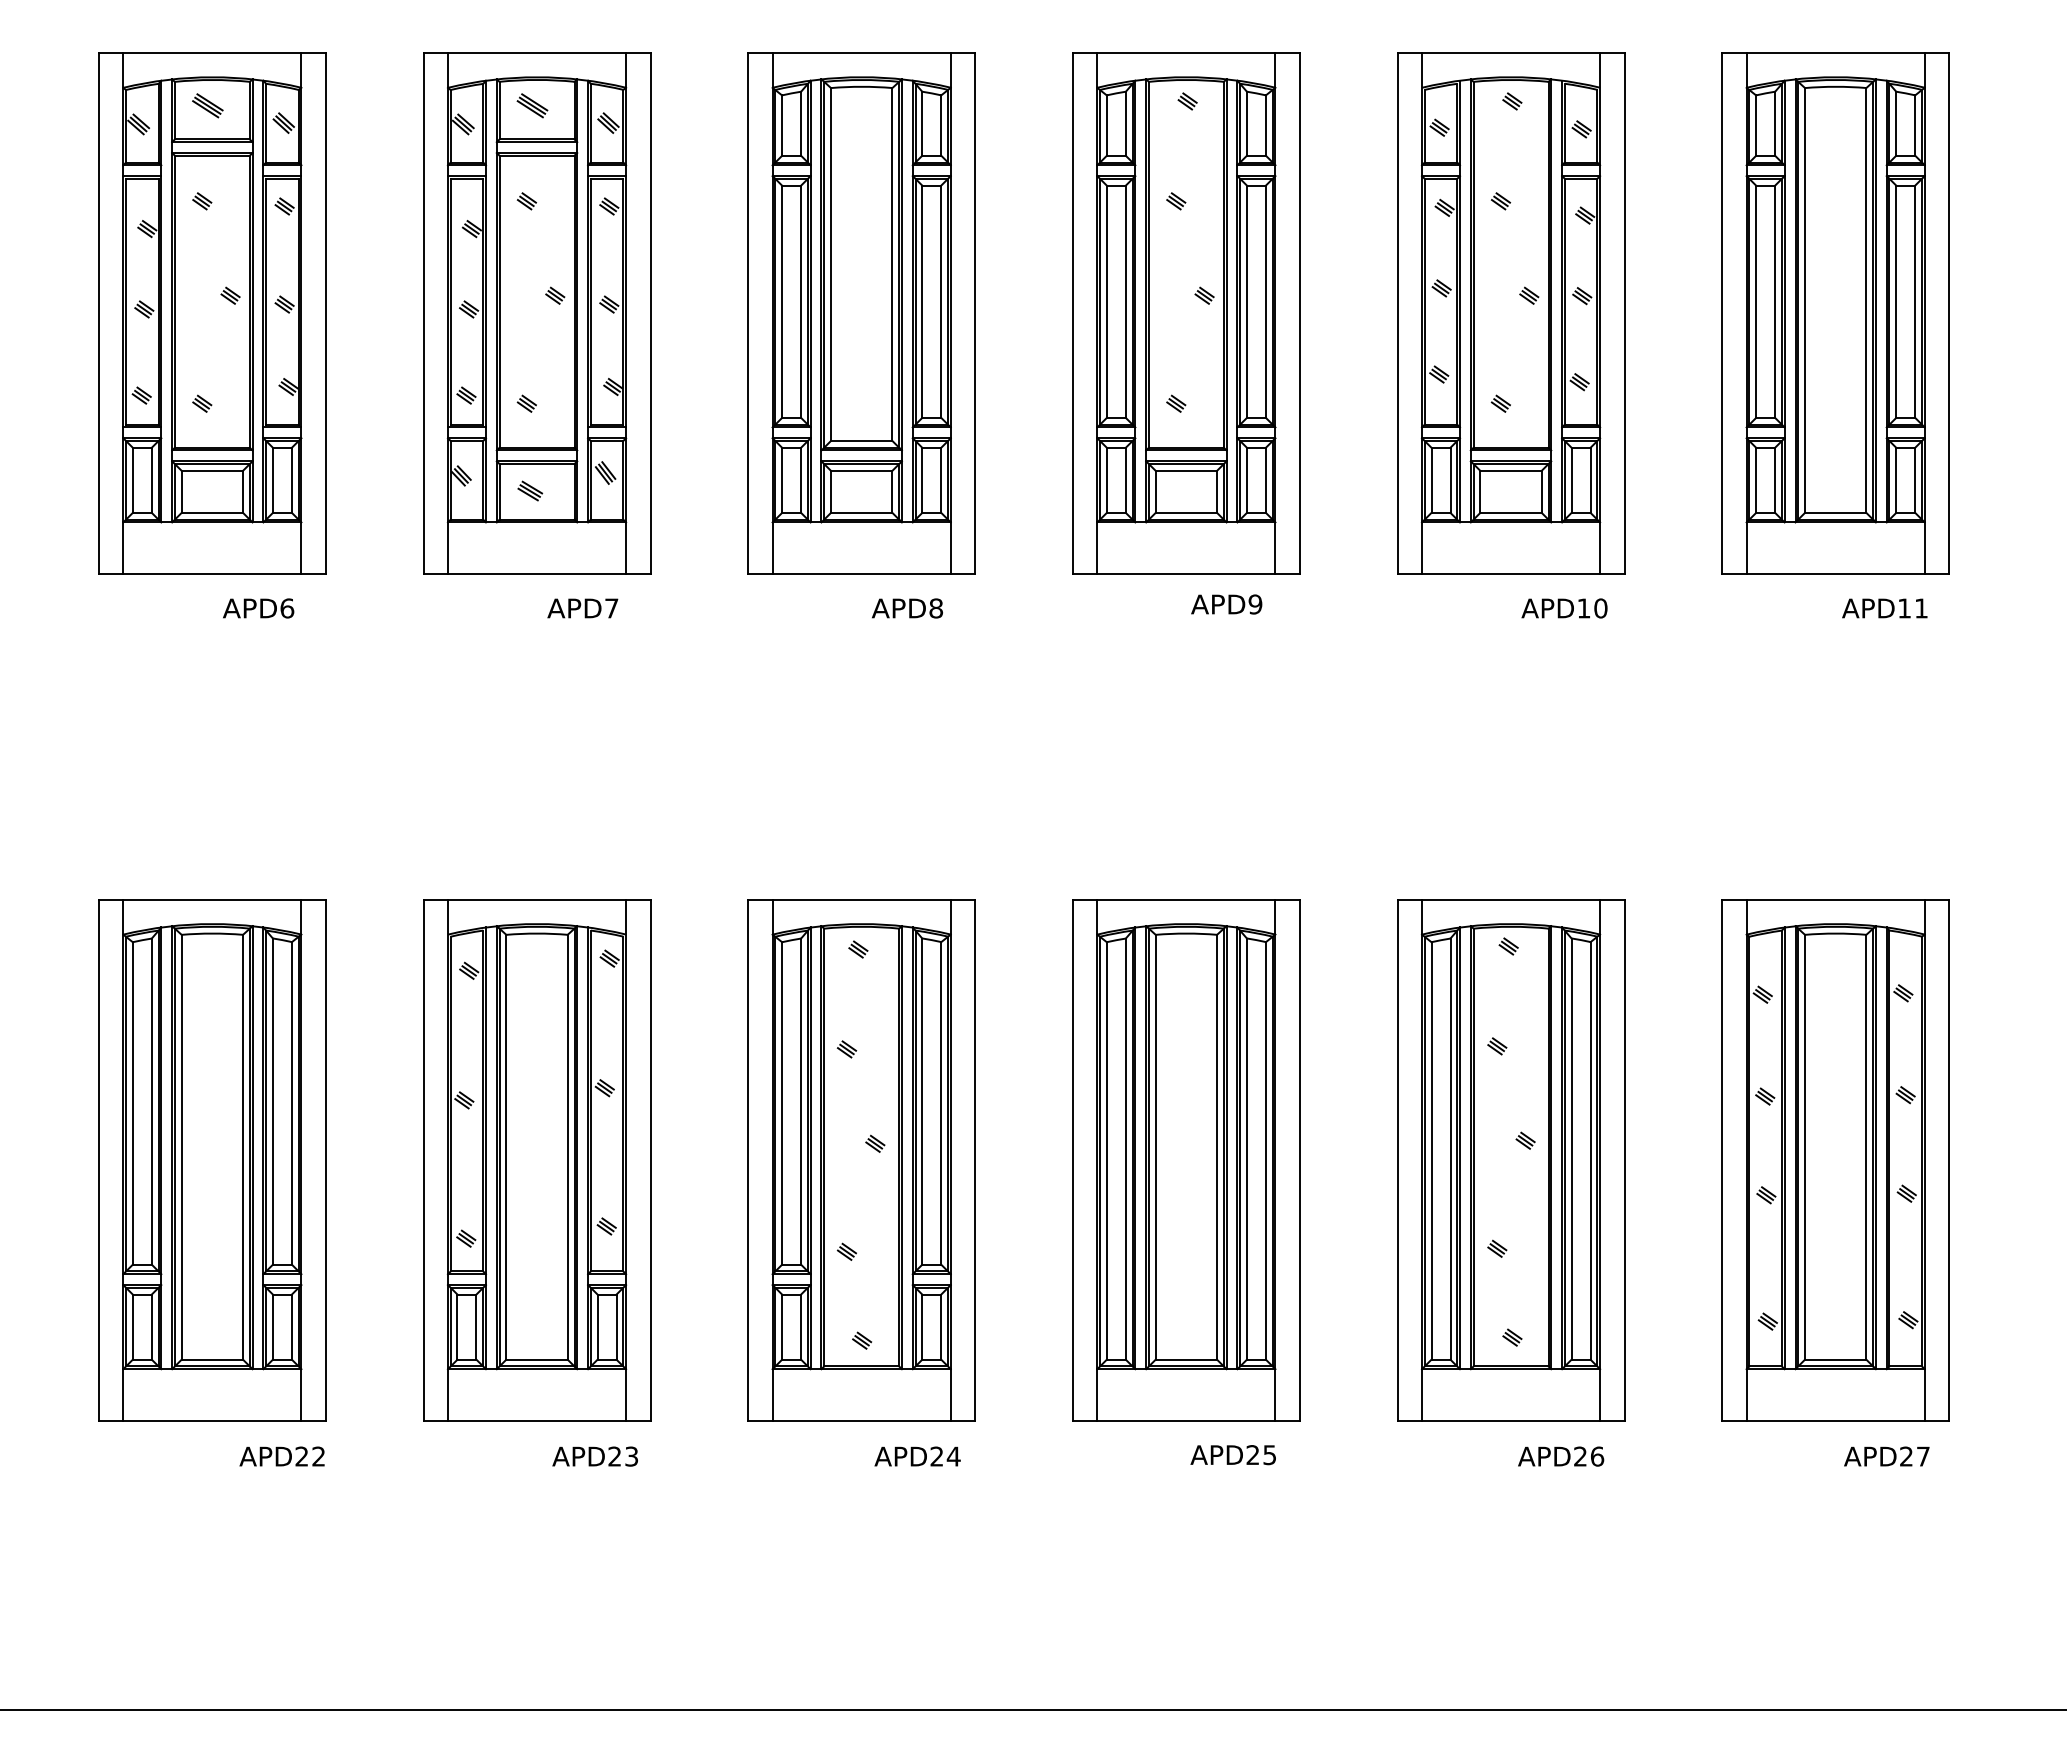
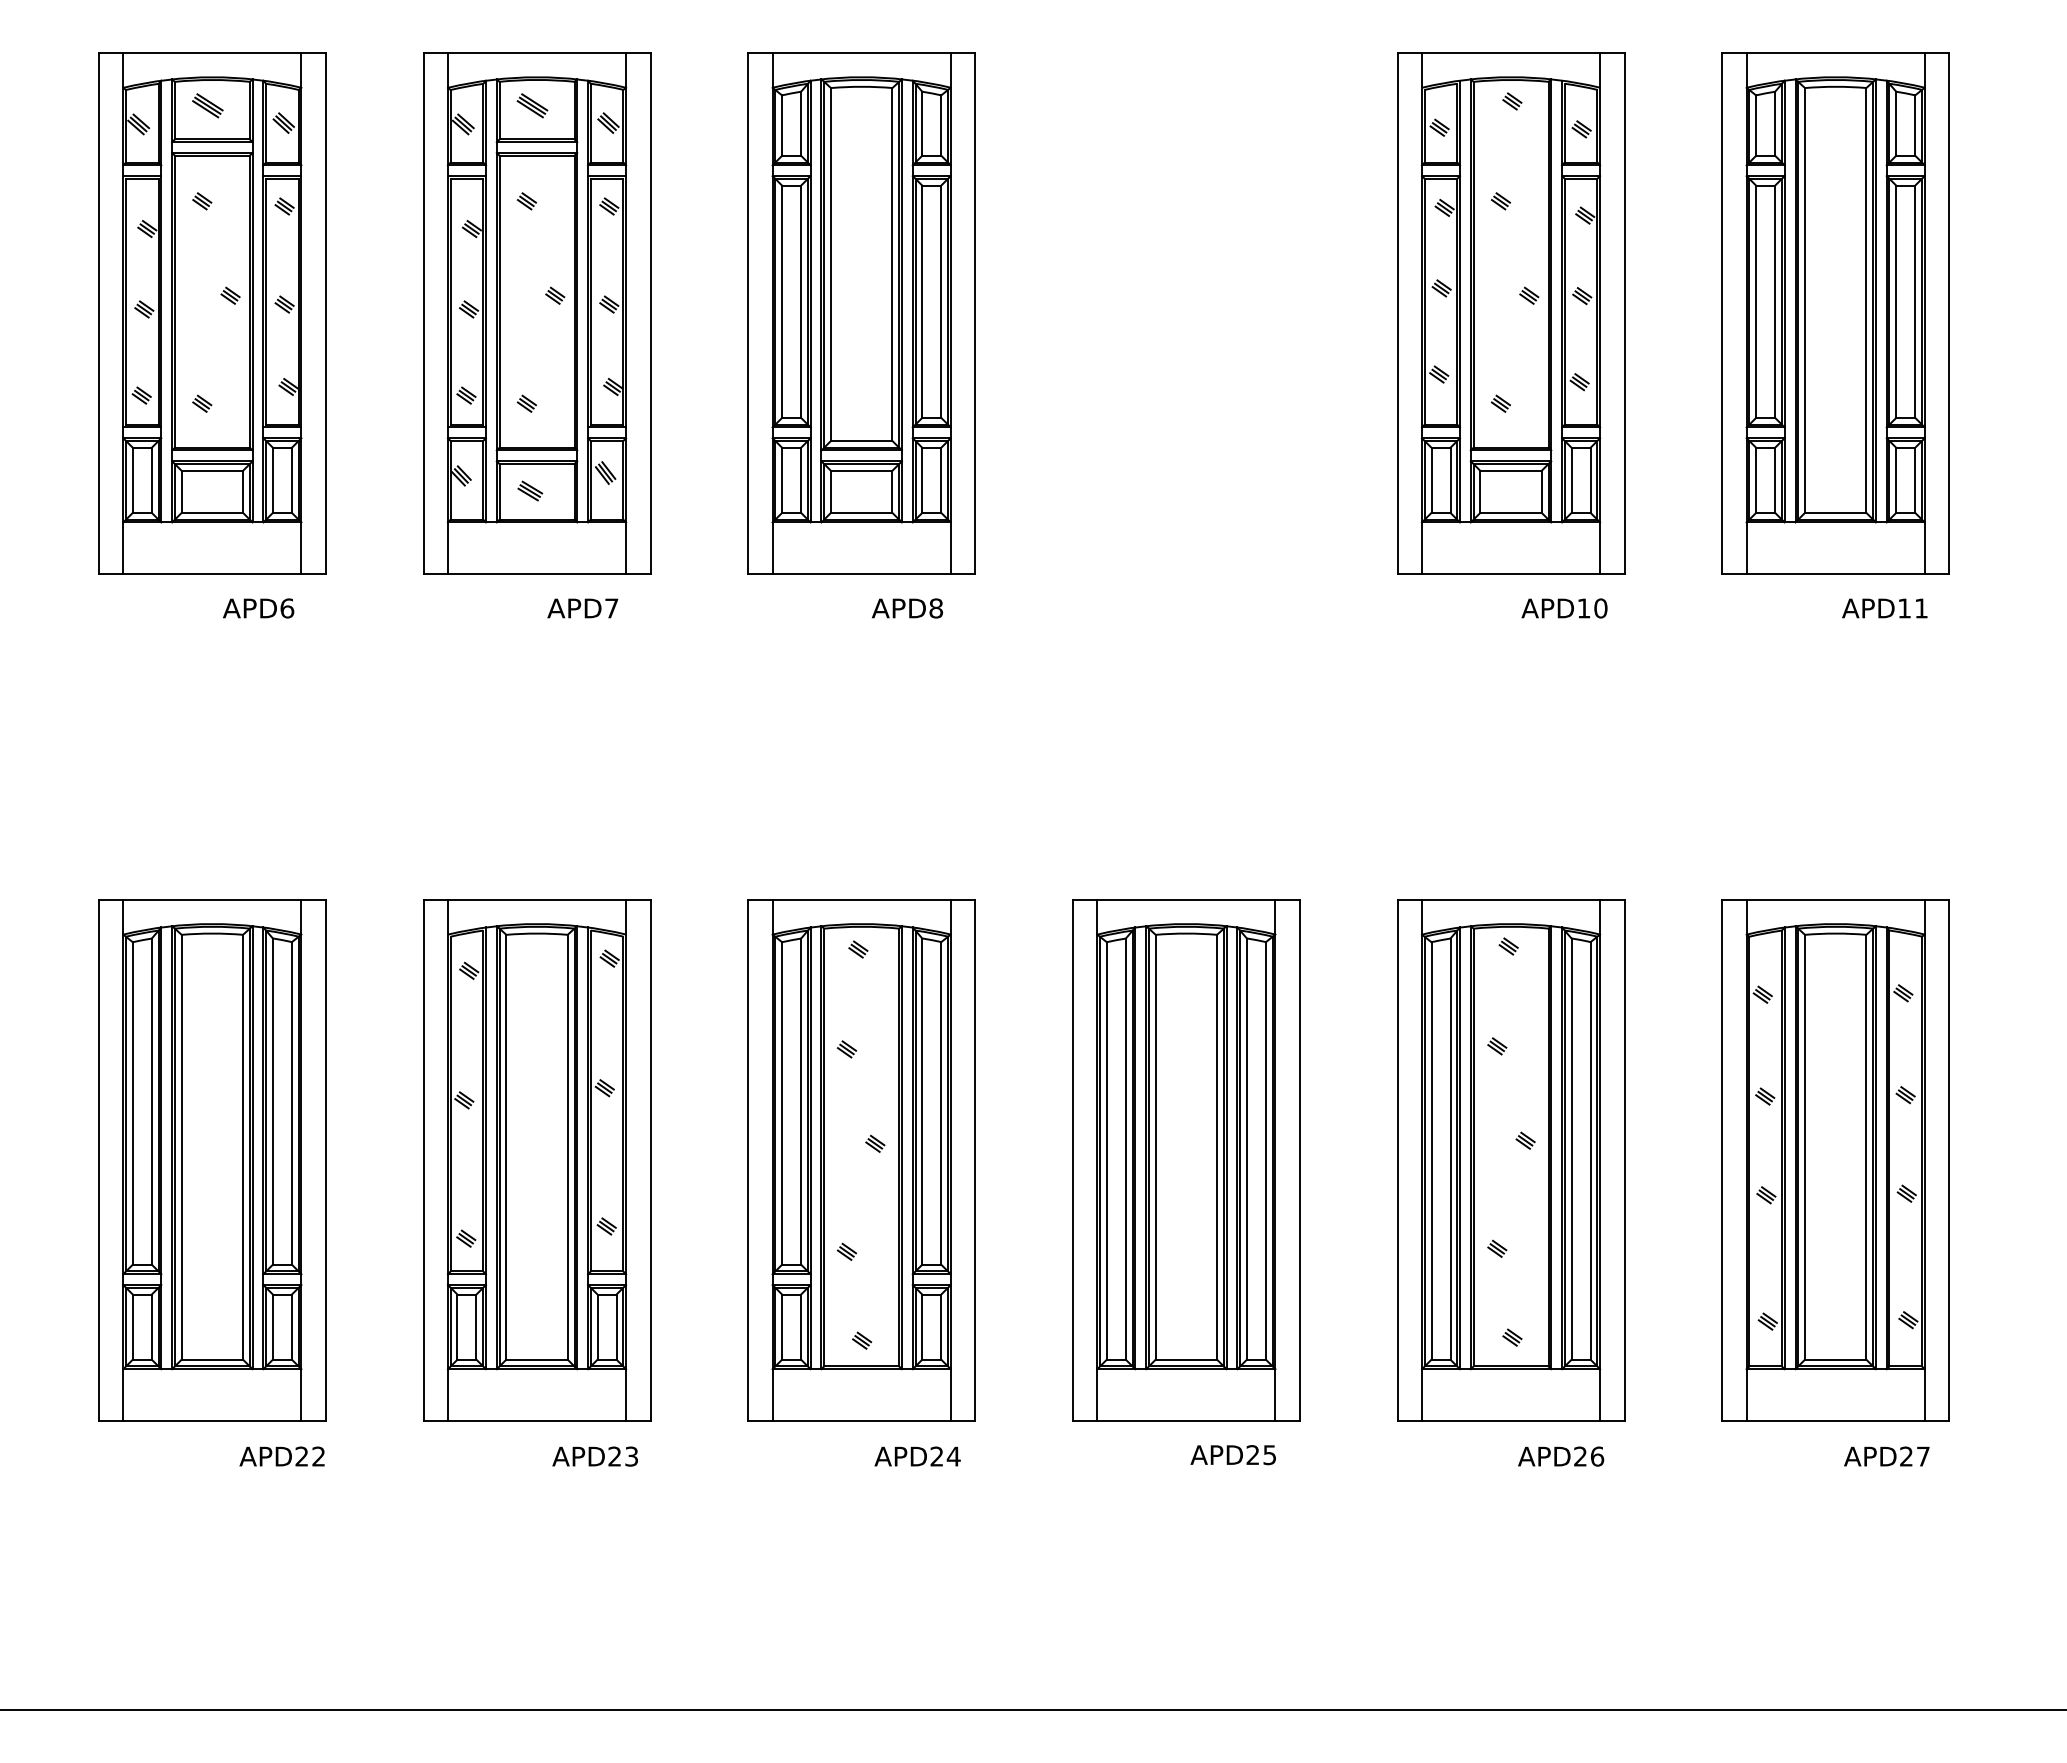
part: present -> none (1186, 333)
